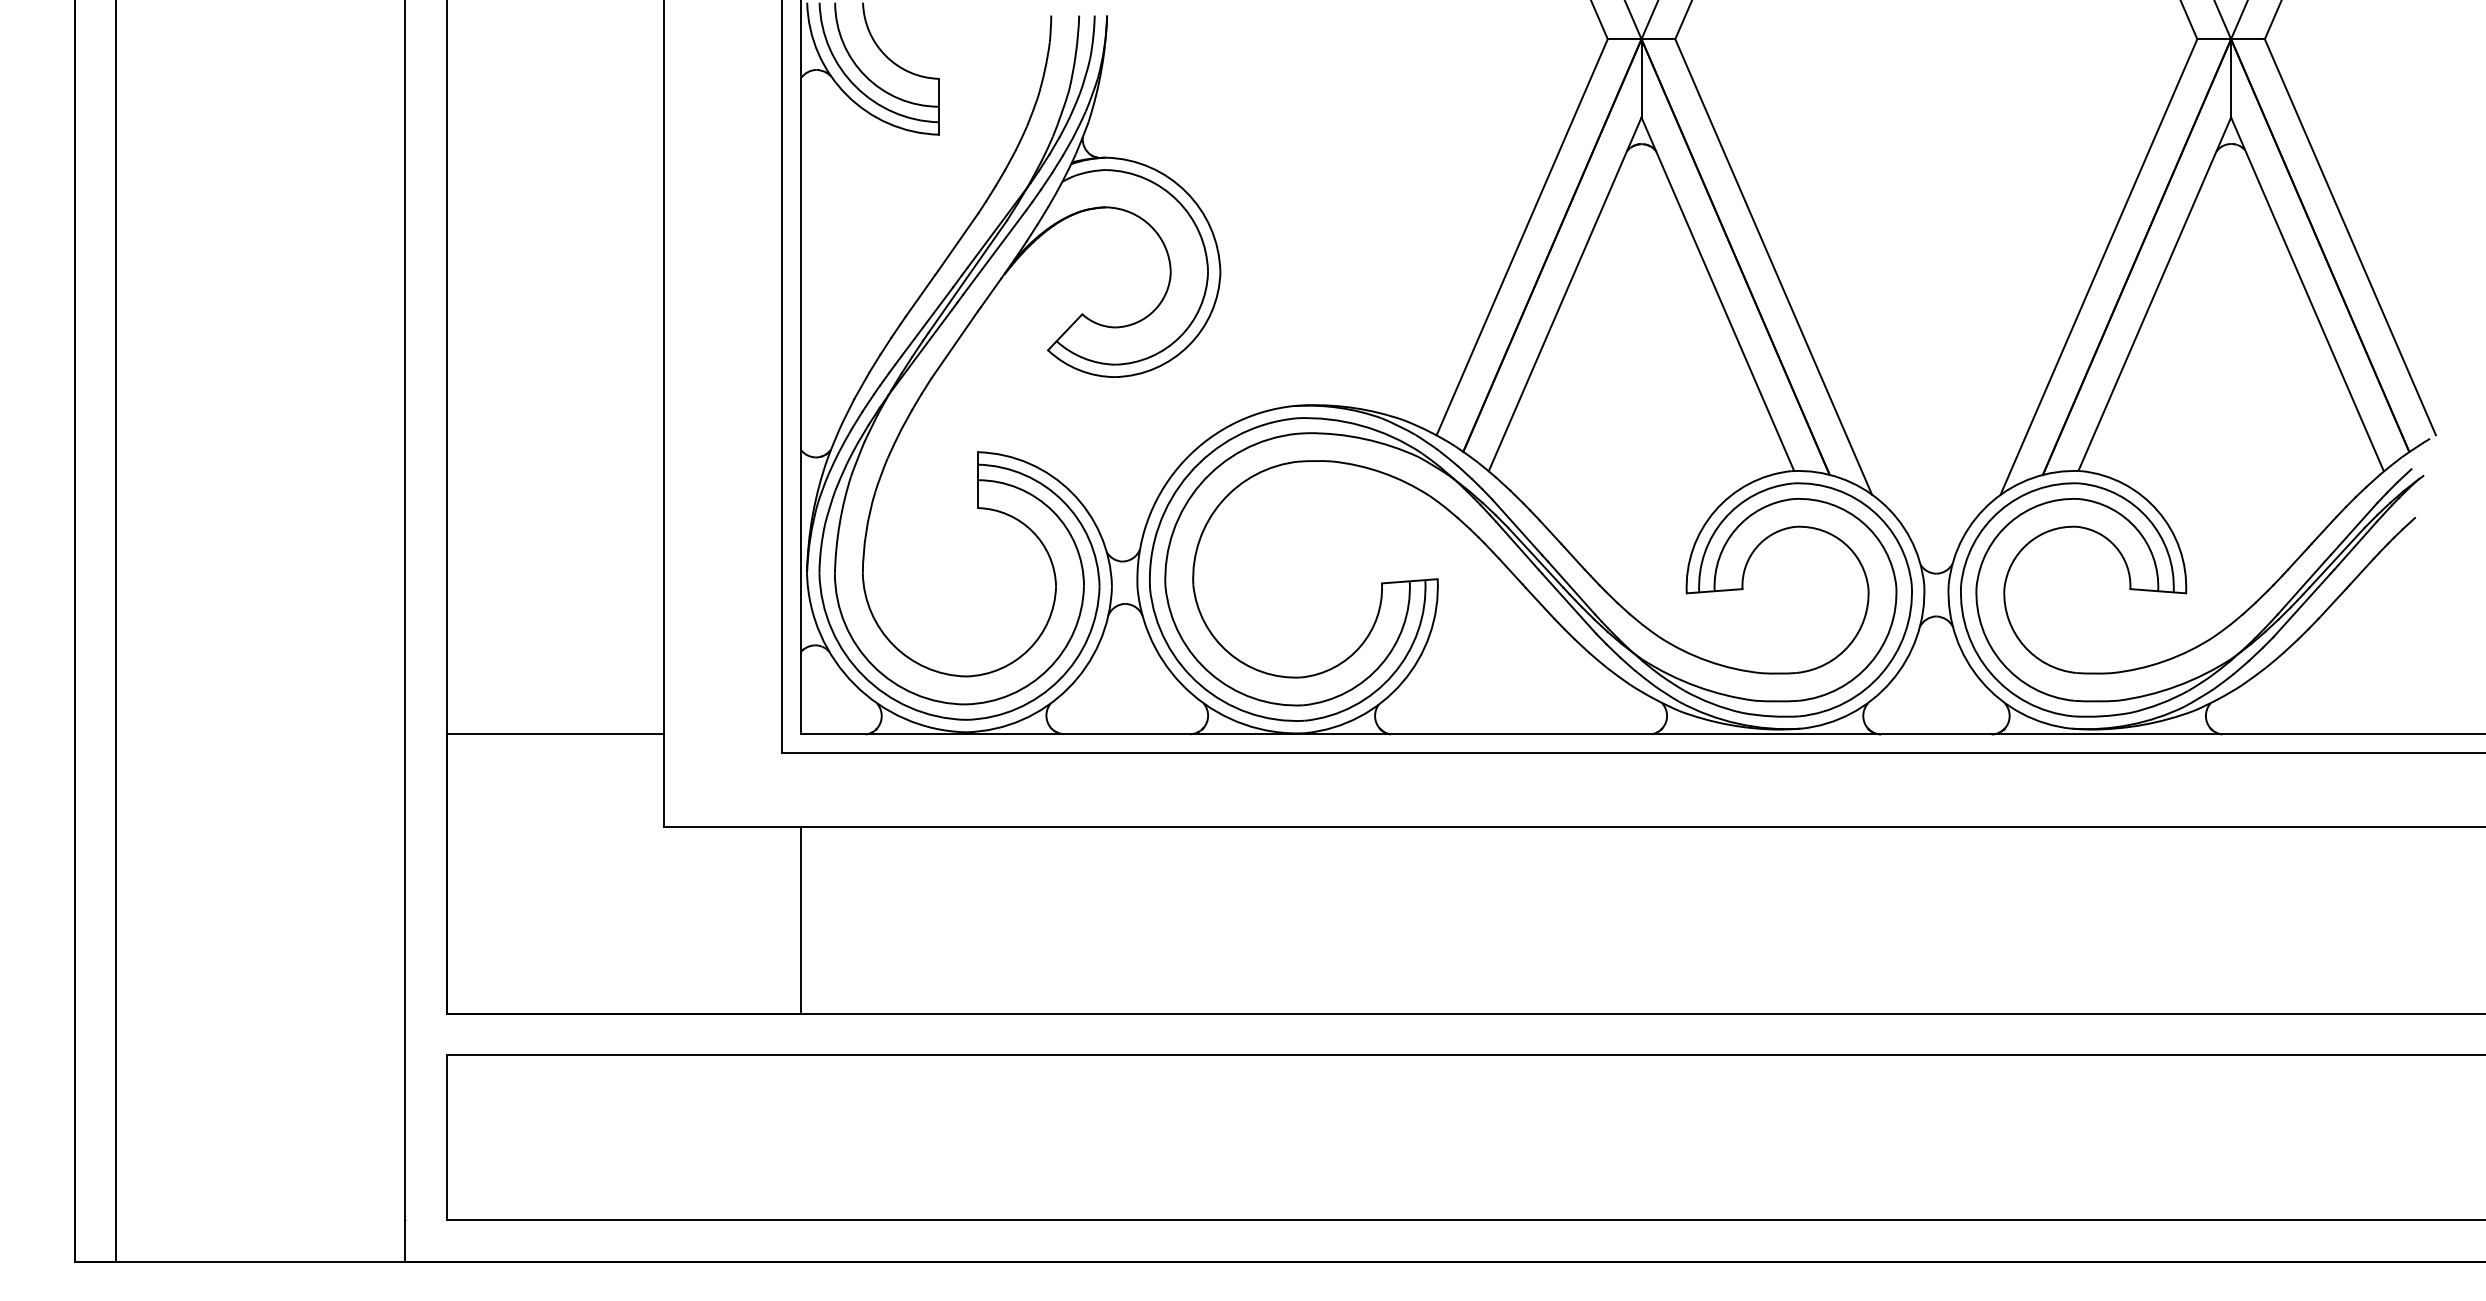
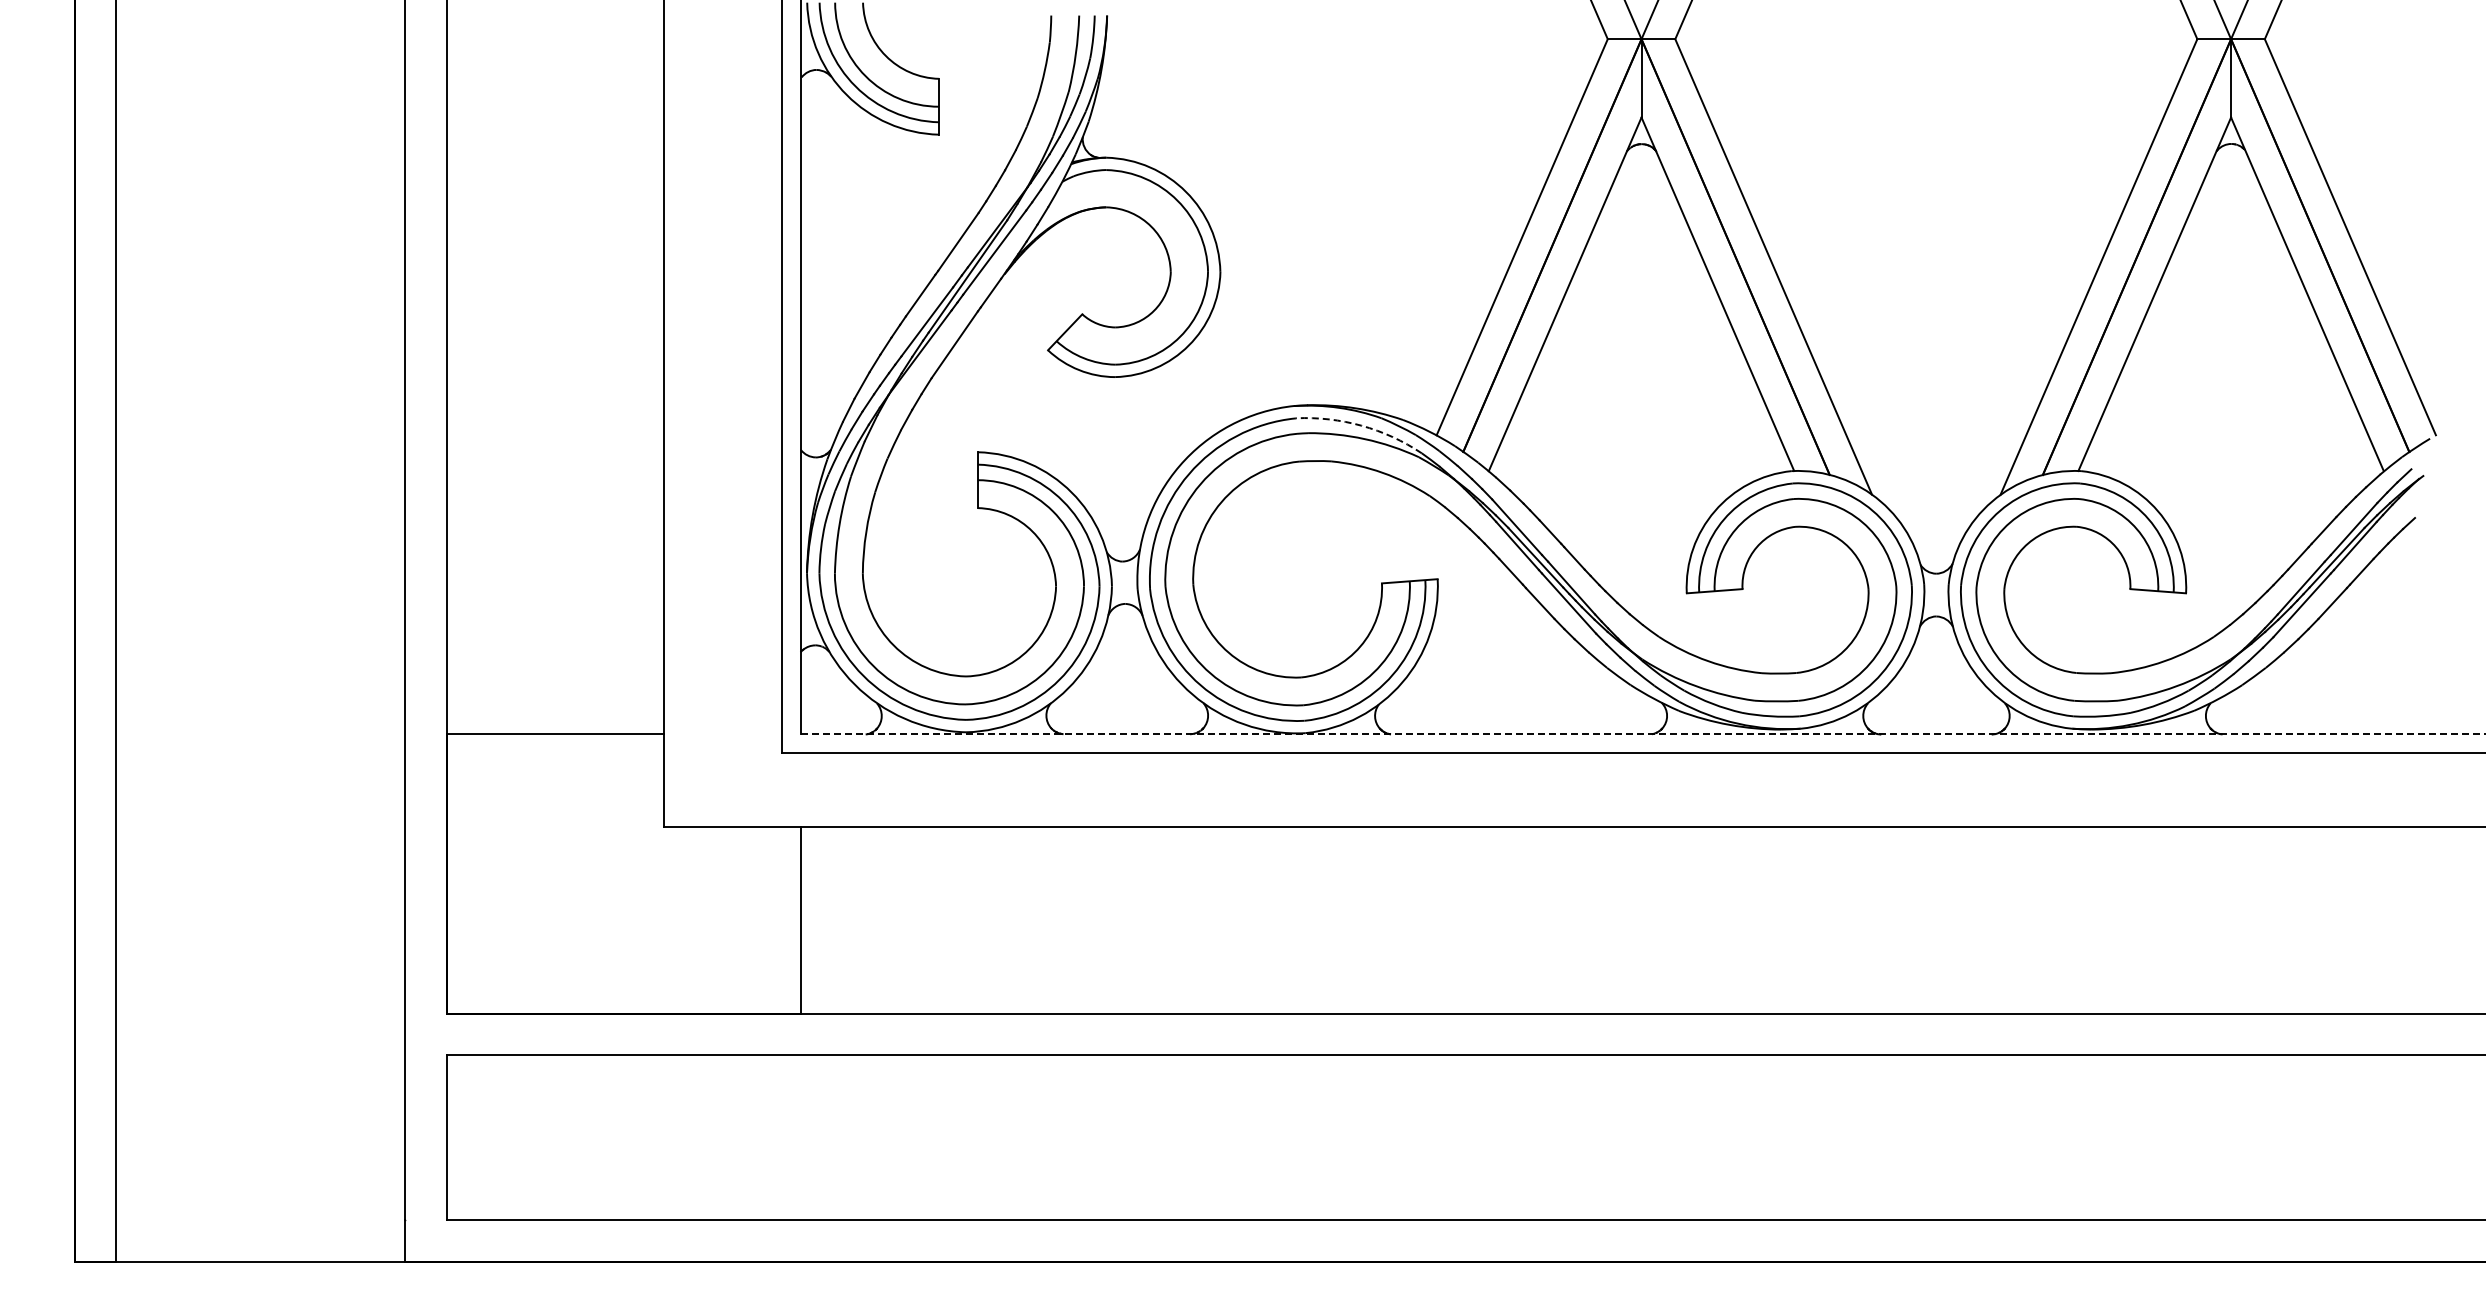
arc: solid -> dashed (1361, 425)
line: solid -> dashed (1643, 734)
